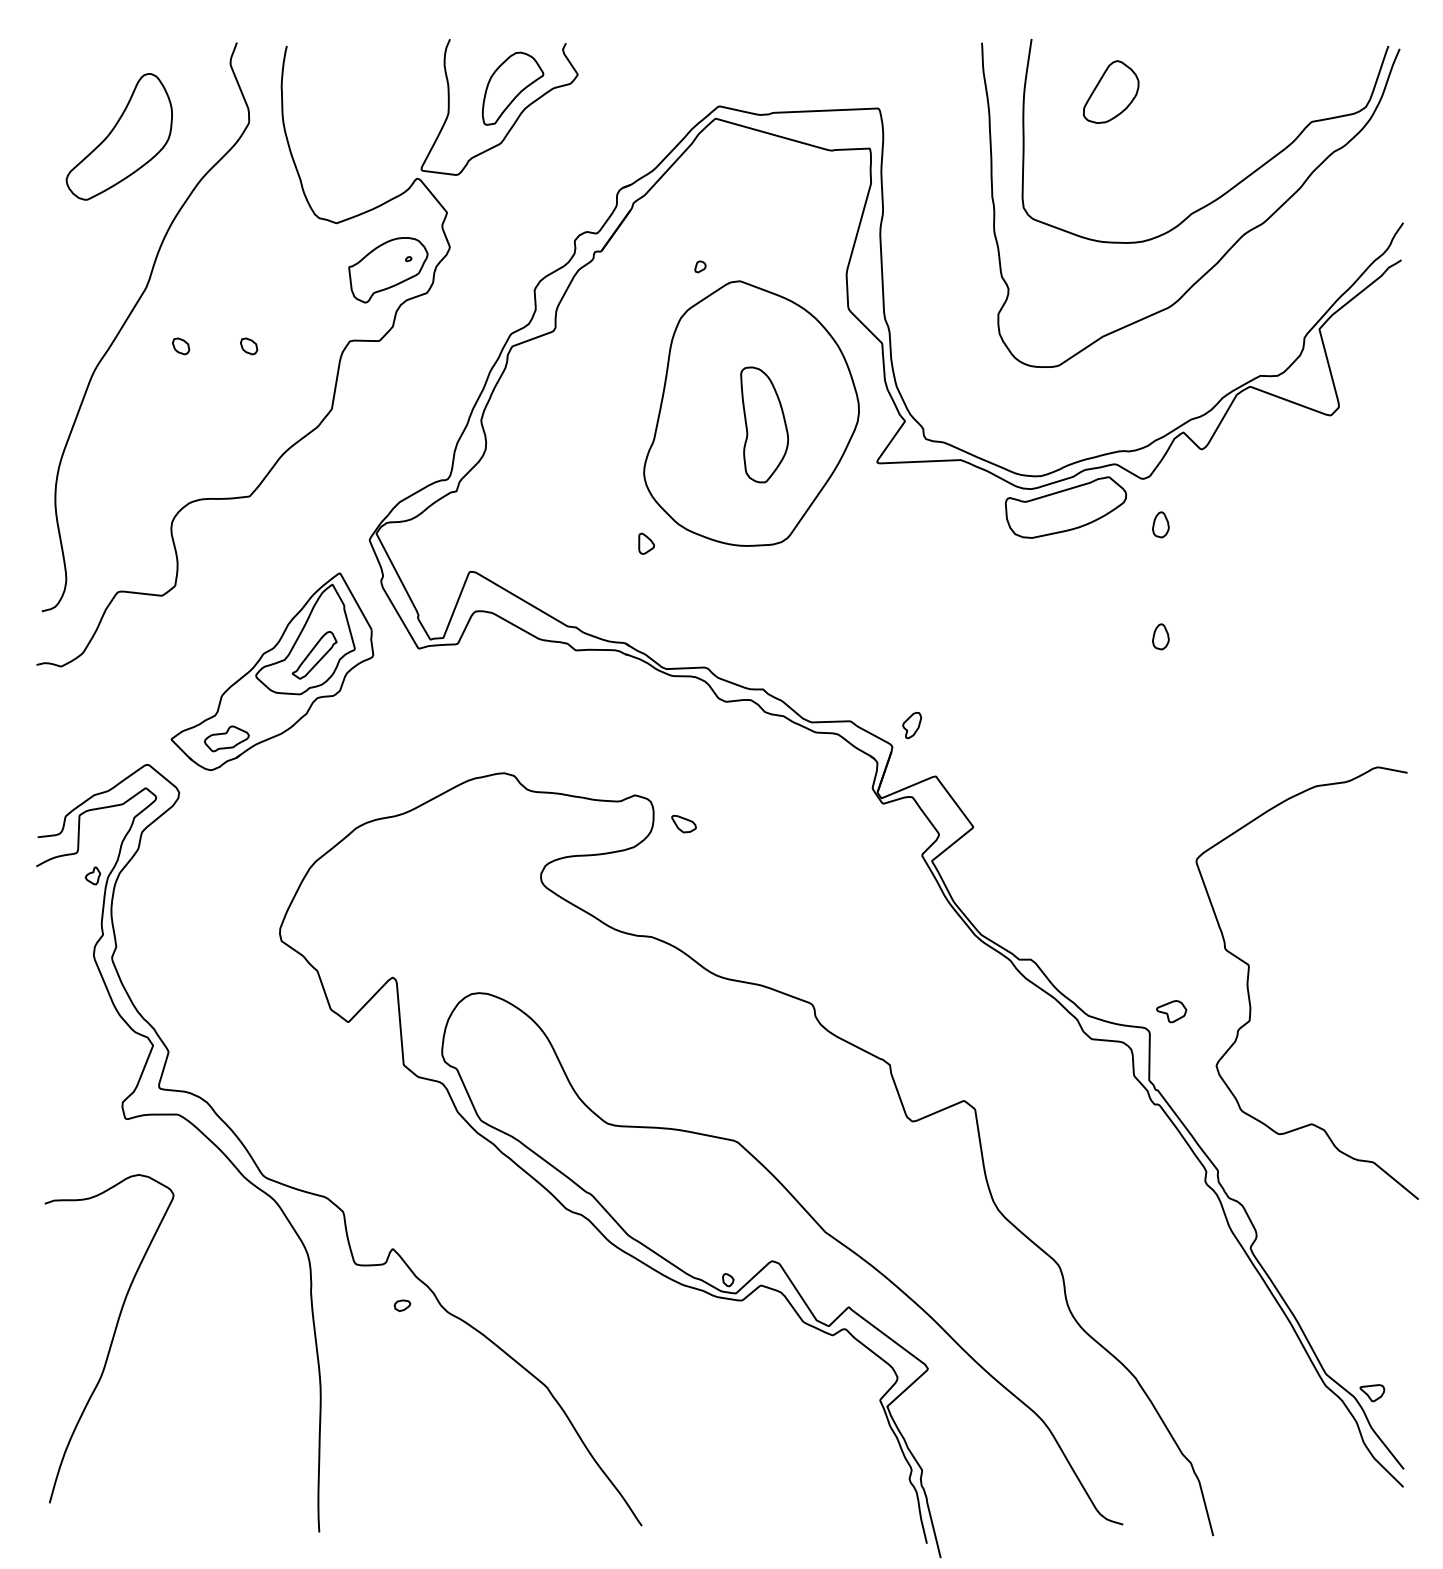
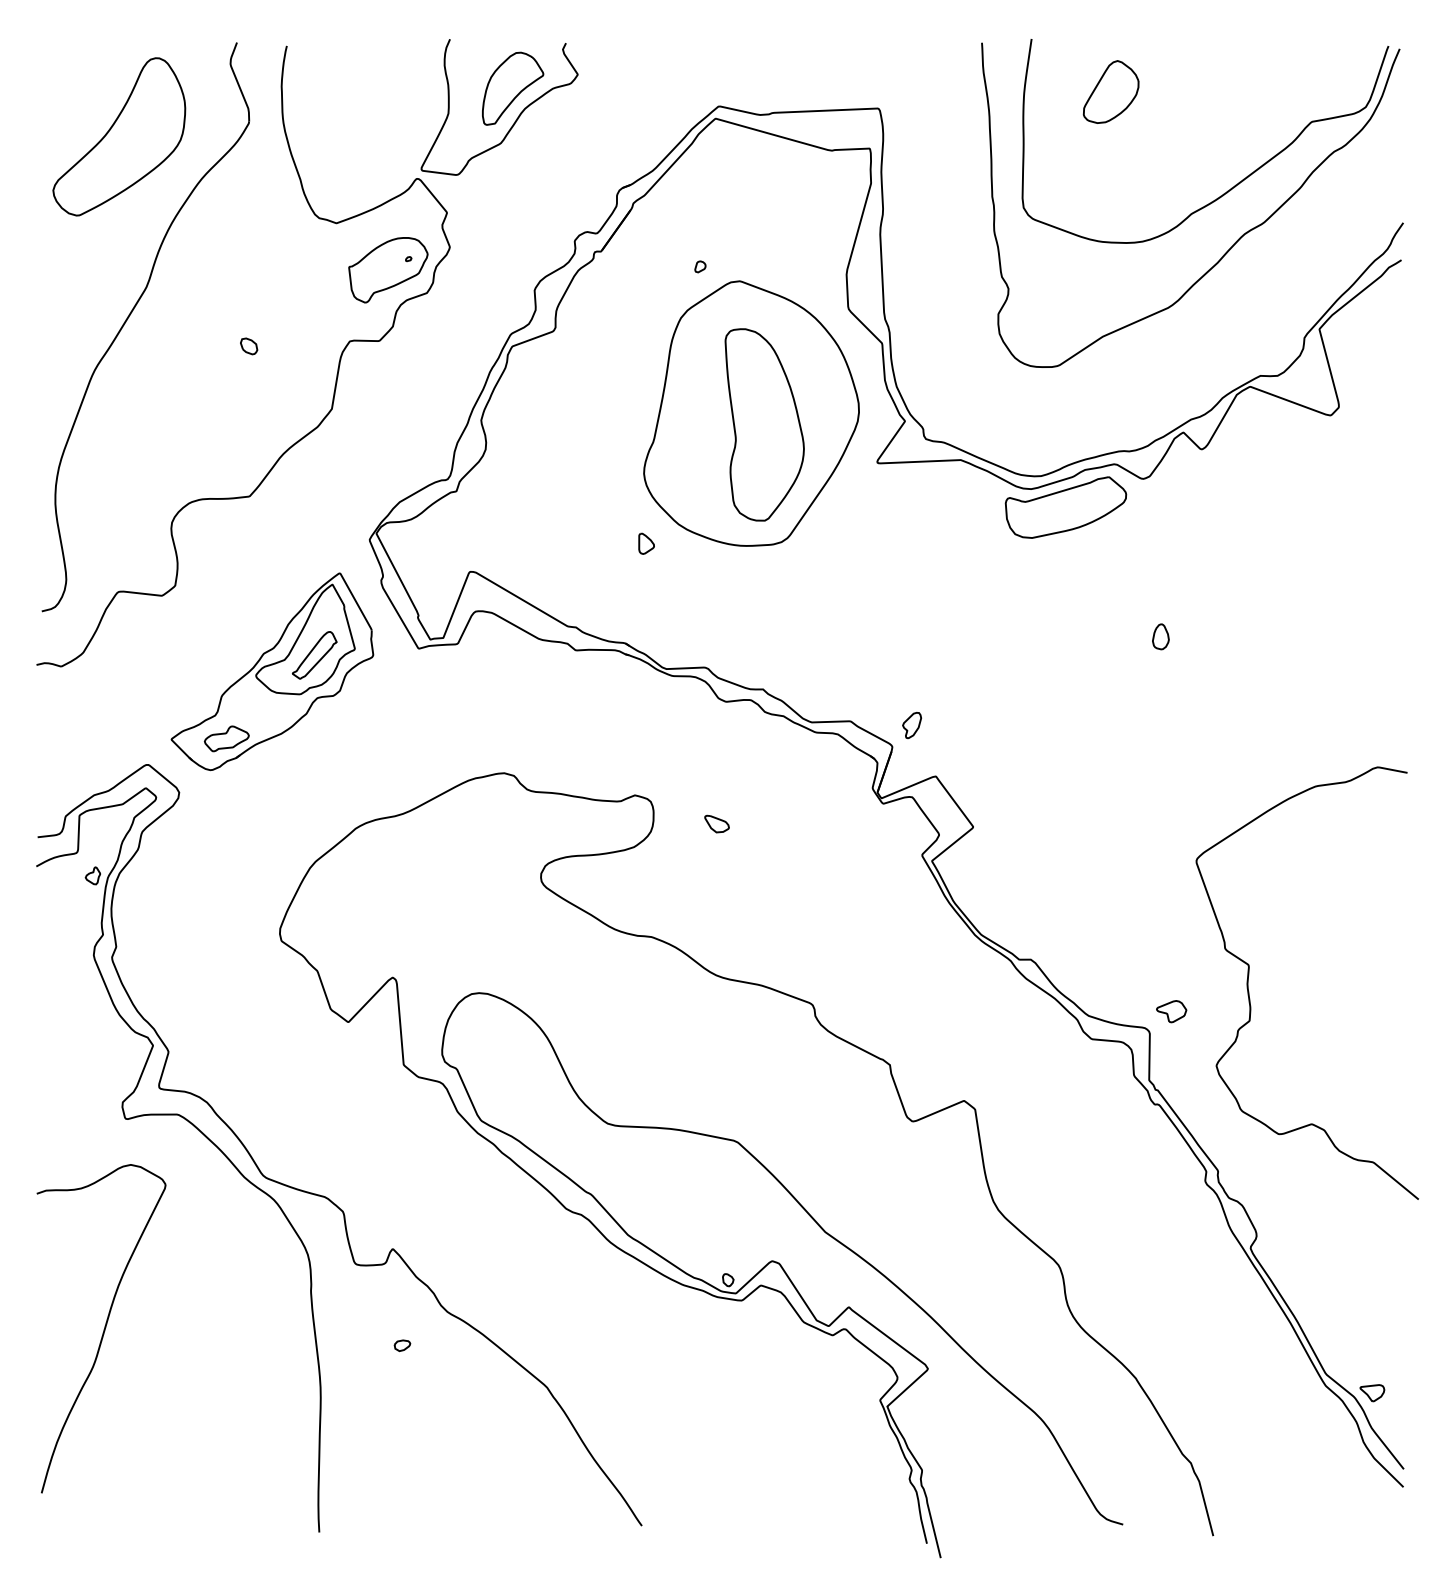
part size: 108x128 px -> 135x160 px (119, 136)
part: present -> none (181, 346)
part size: 50x118 px -> 81x194 px (764, 424)
part: present -> none (1160, 524)
part position: (683, 823) -> (716, 823) (716, 823)
part position: (402, 1305) -> (402, 1345) (402, 1345)
curve position: (111, 1339) -> (103, 1329) (103, 1329)
